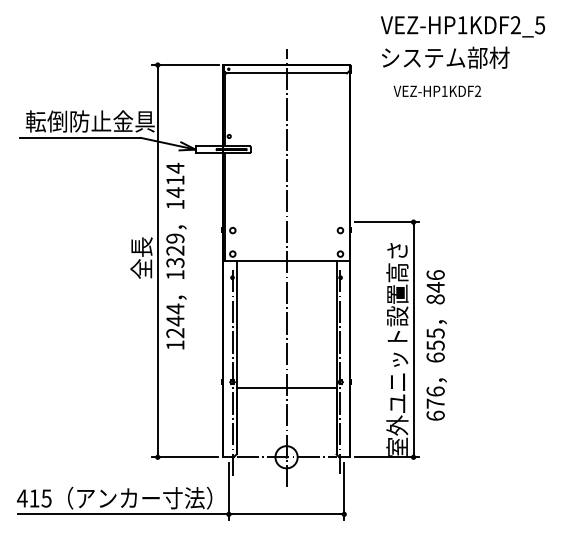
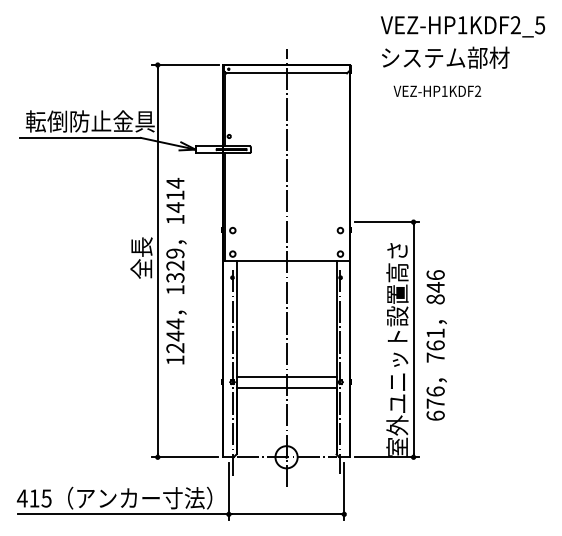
text position: (176, 255) -> (176, 270) (176, 270)
text: 655 -> 761 (435, 345)
line: none -> present (286, 377)
